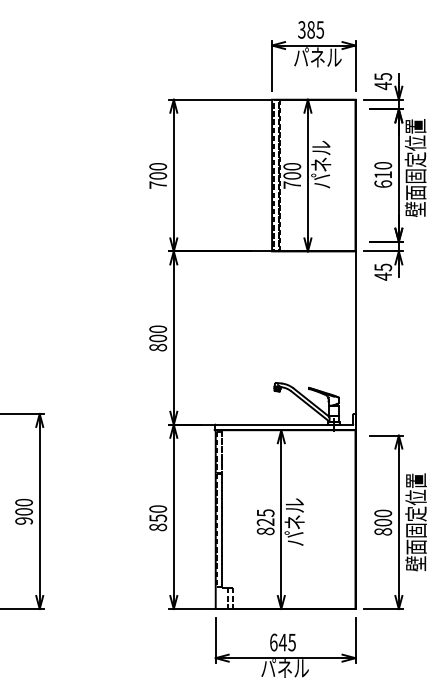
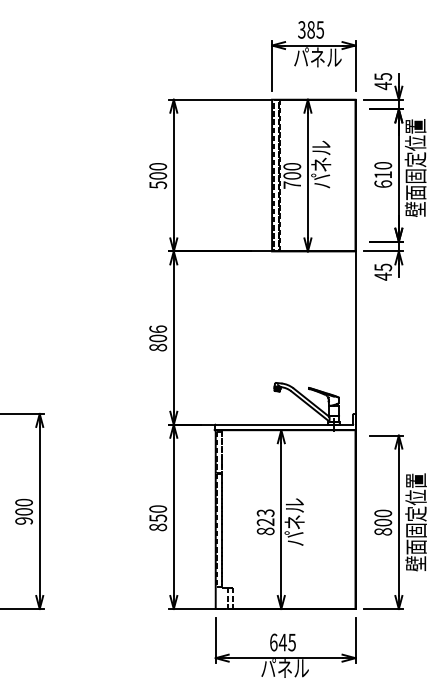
text: 700 -> 500 (158, 184)
text: 800 -> 806 (157, 328)
text: 825 -> 823 (264, 512)
